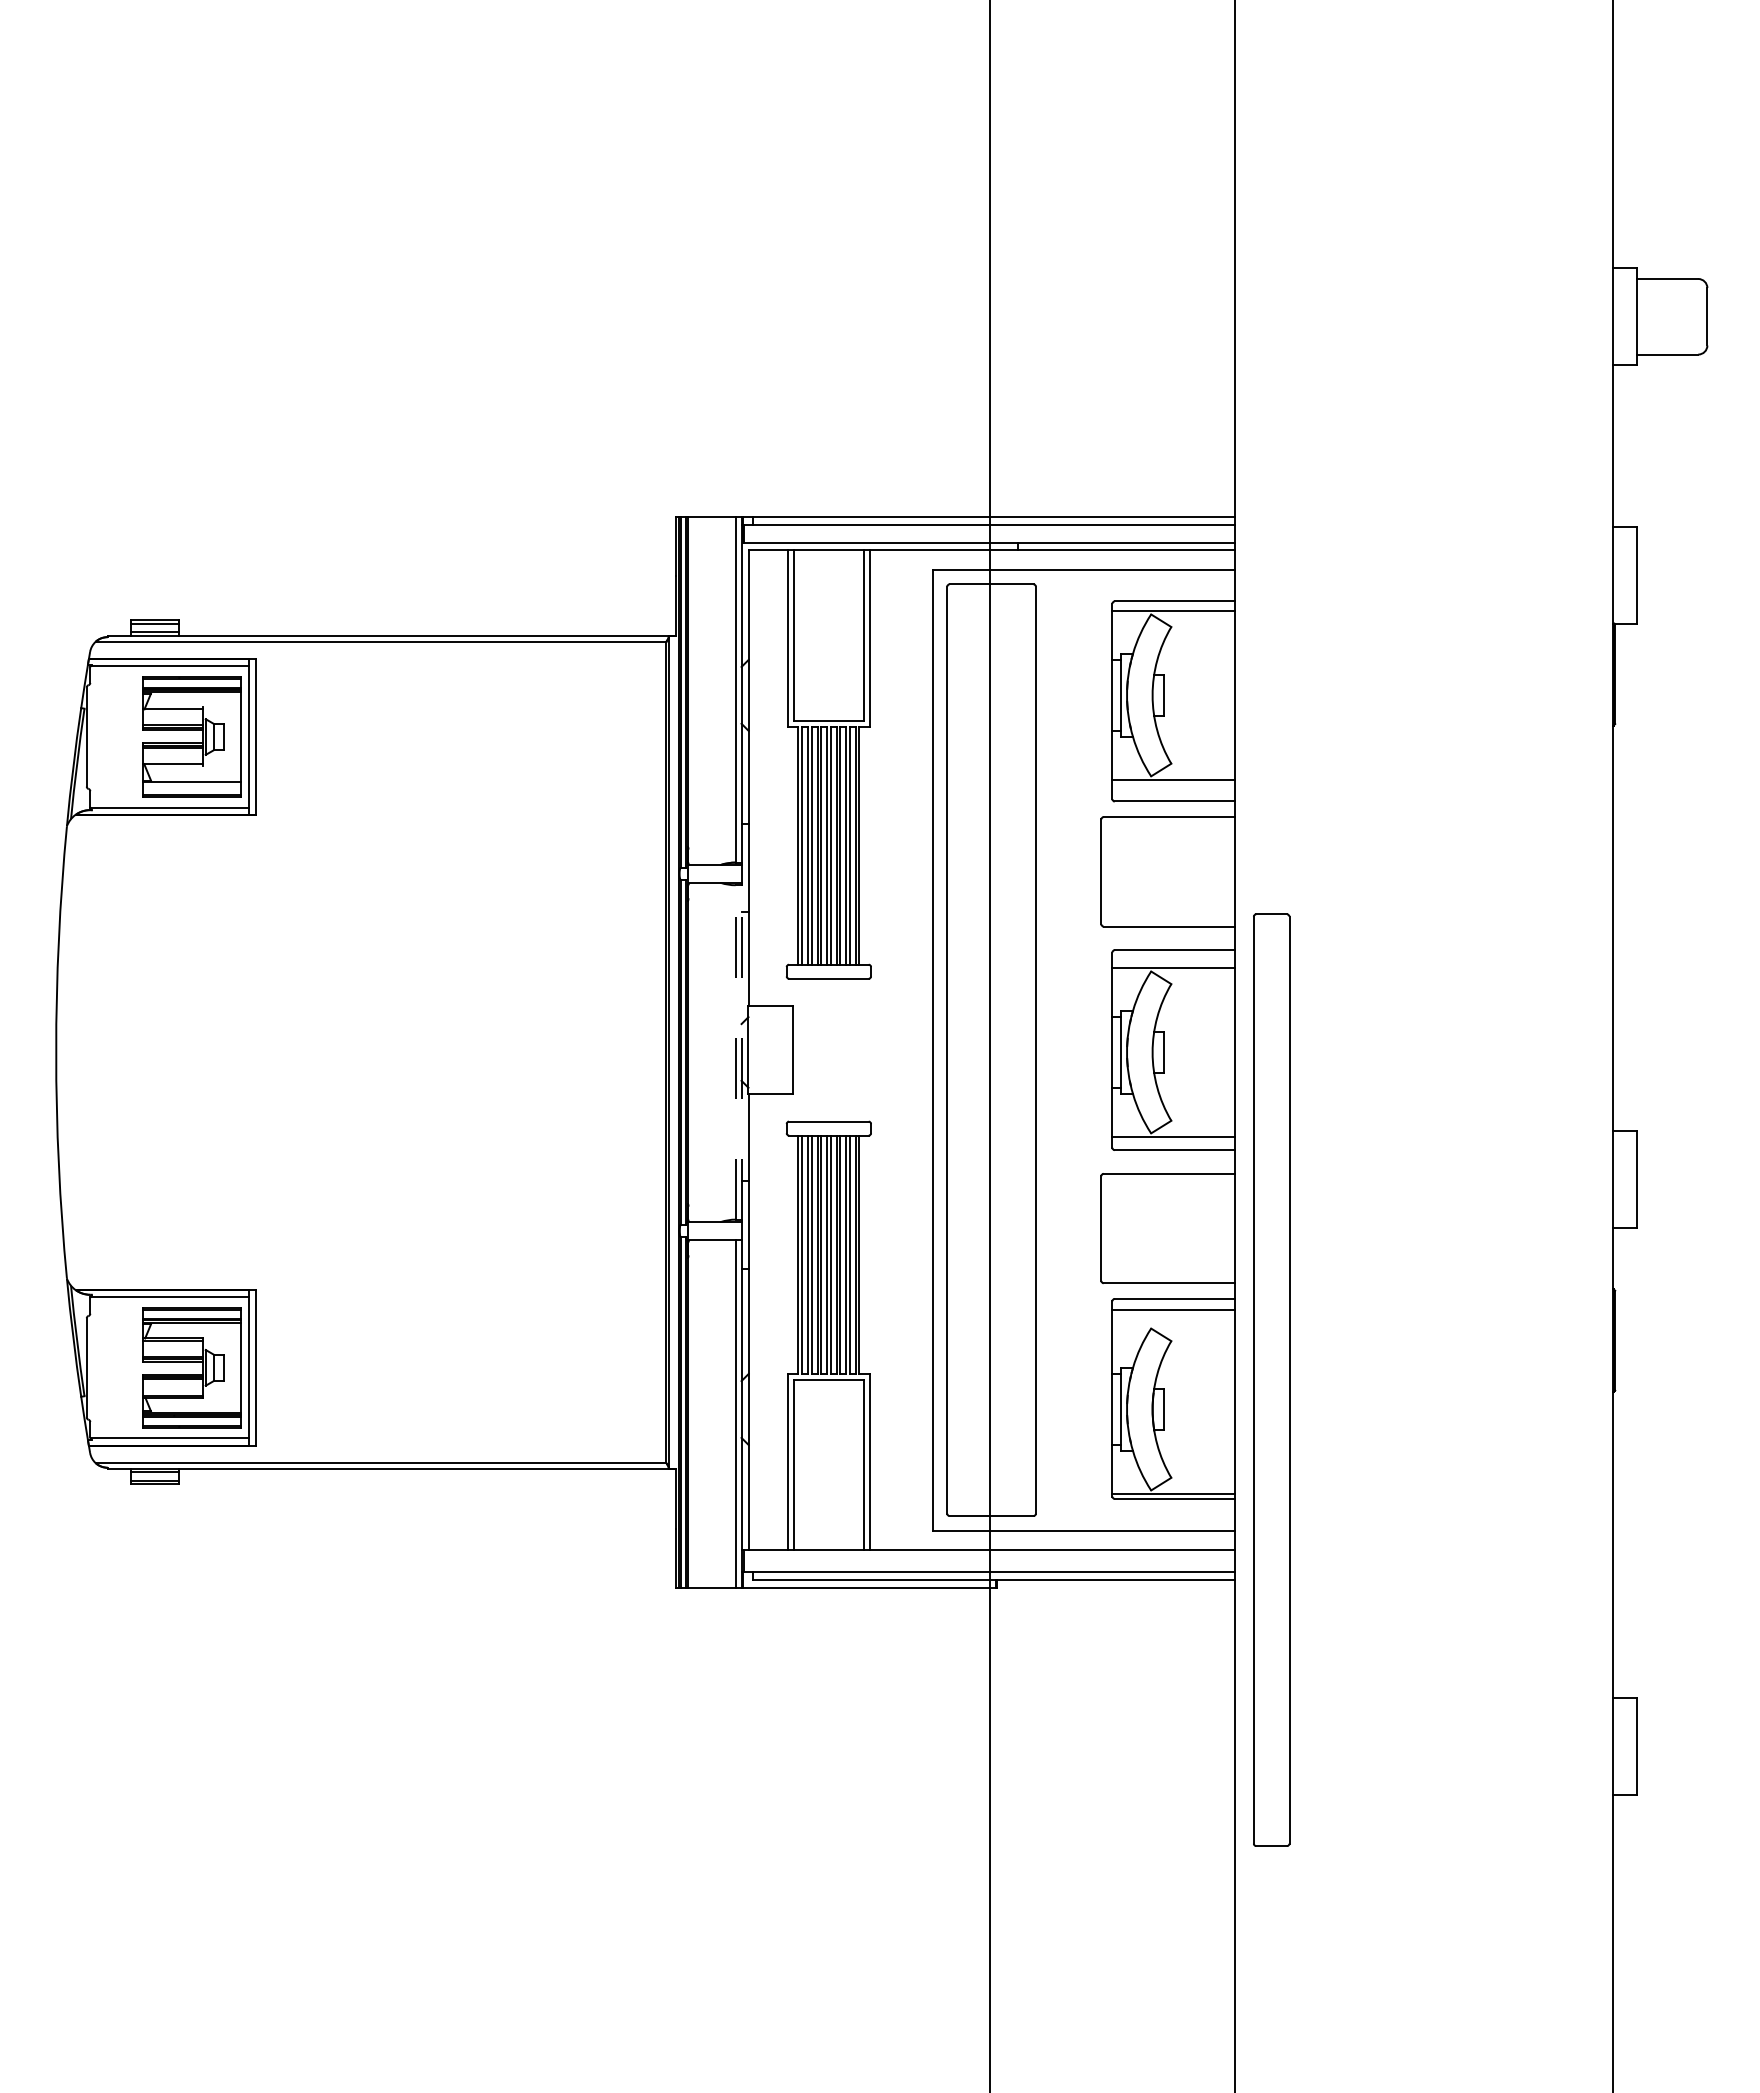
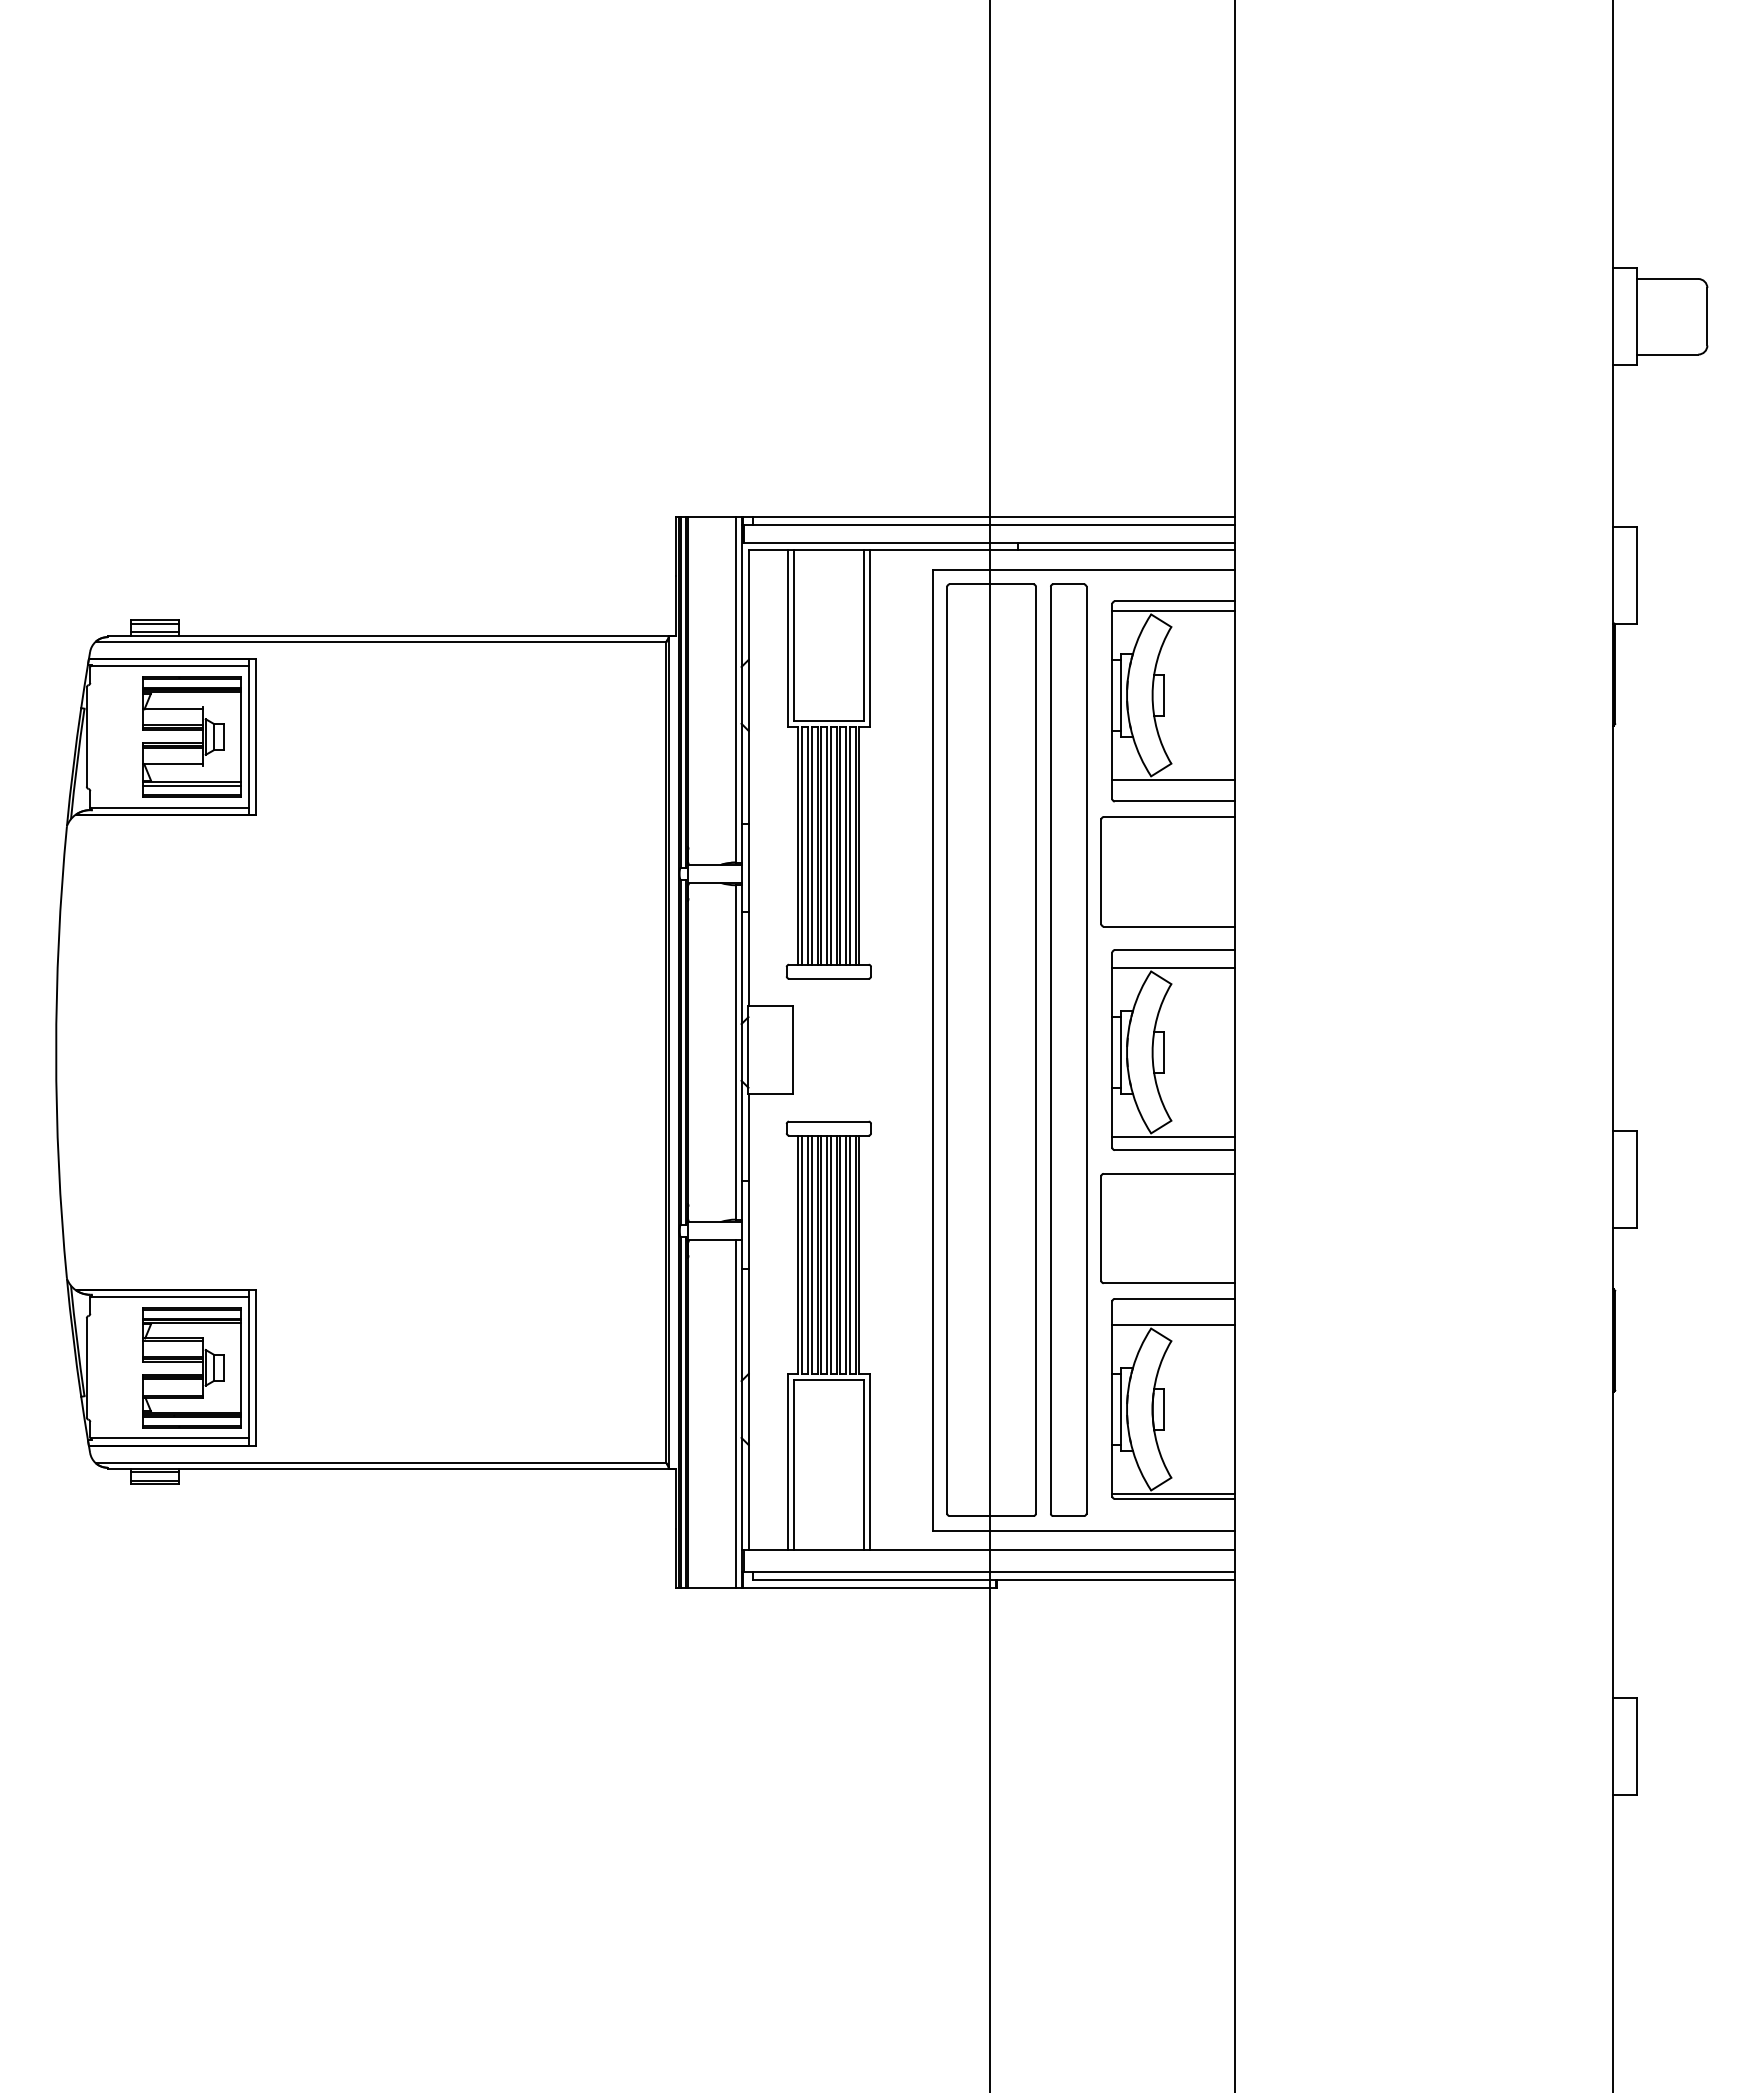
line: none -> present (191, 785)
line: dashed -> solid (735, 1051)
line: dashed -> solid (741, 1051)
line position: (1173, 1310) -> (1173, 1325) (1173, 1325)
part position: (1271, 1379) -> (1068, 1049) (1068, 1049)
